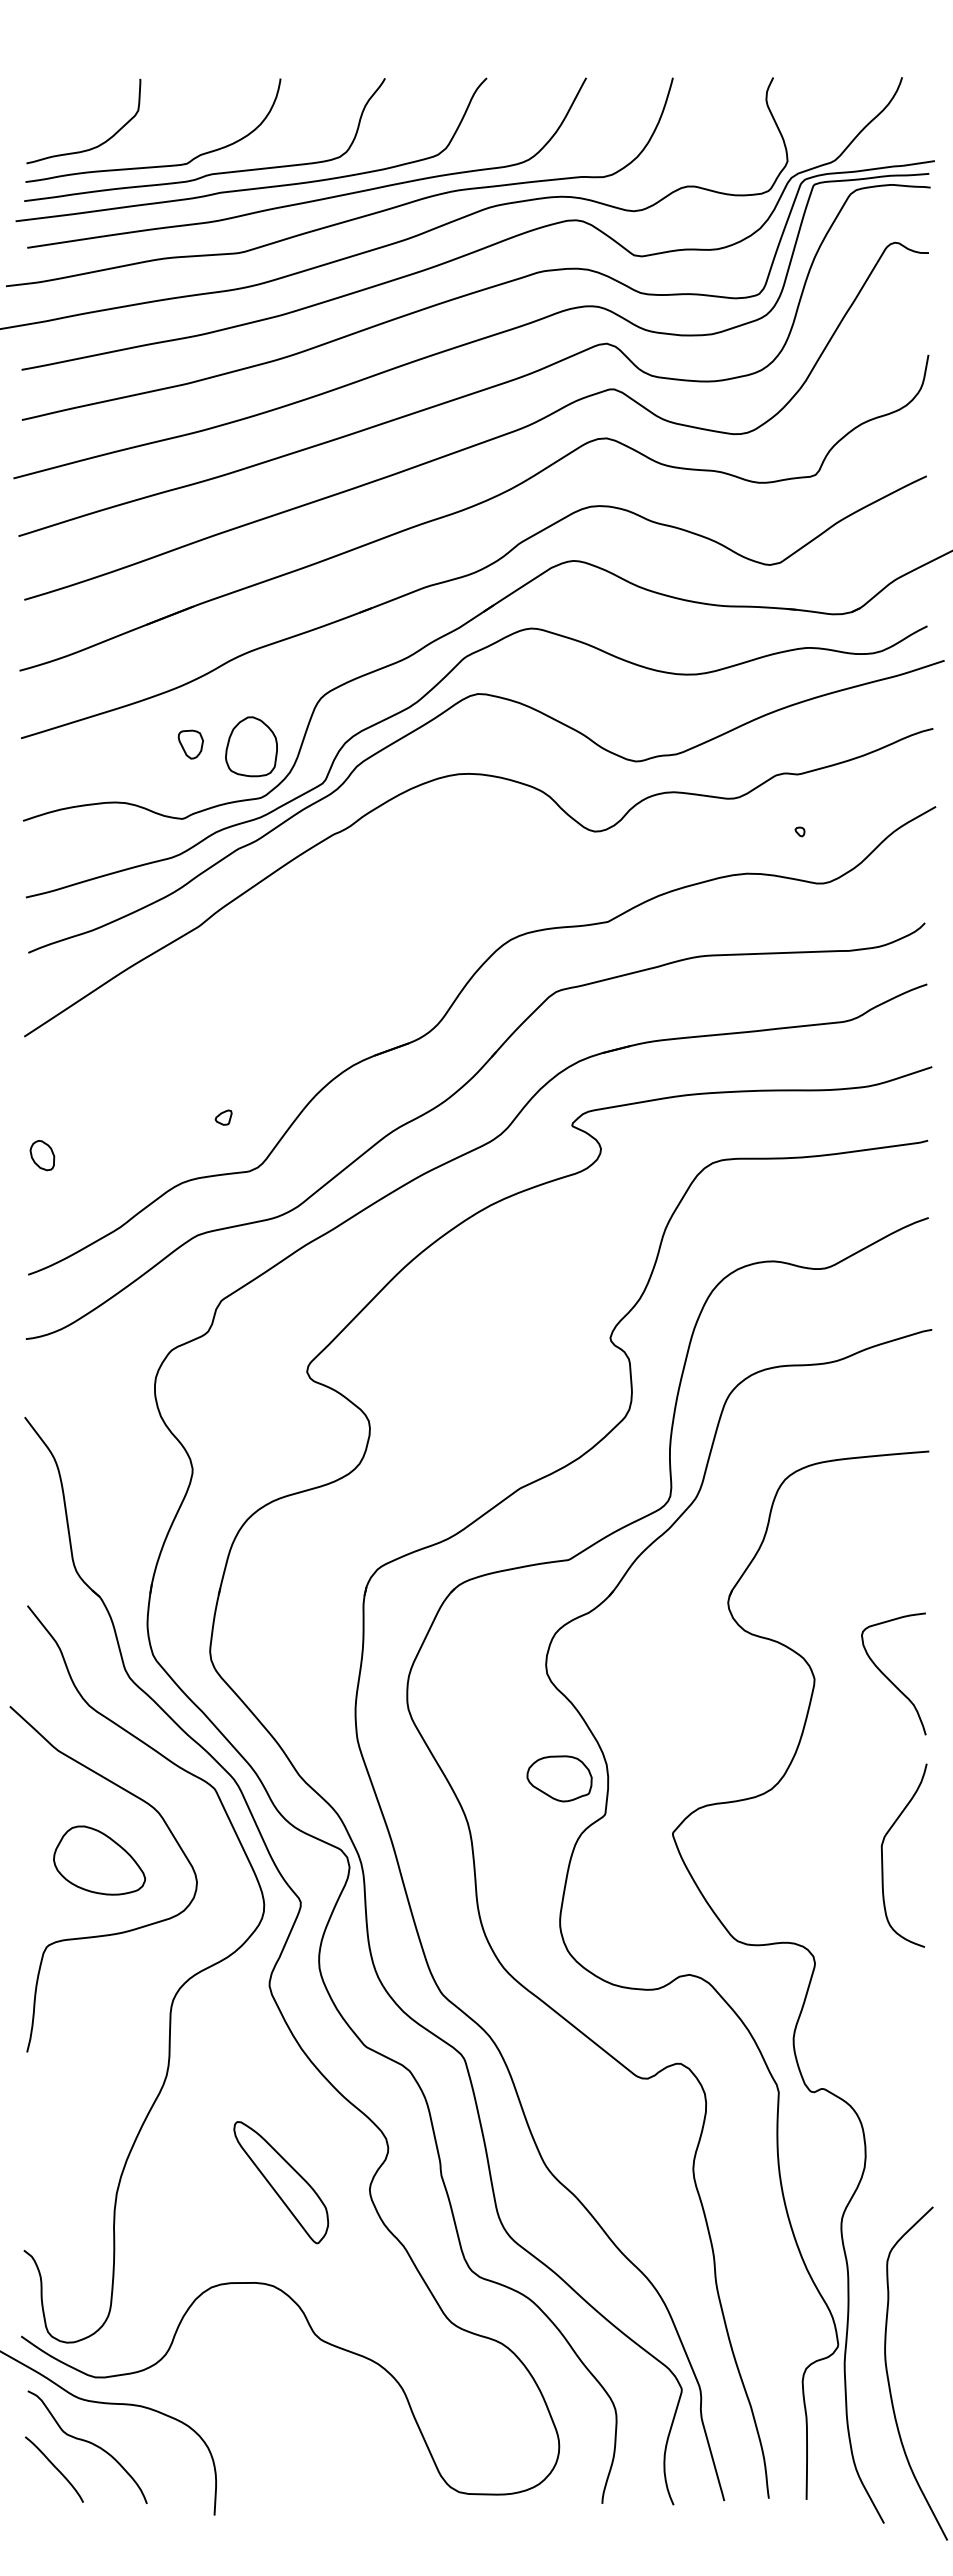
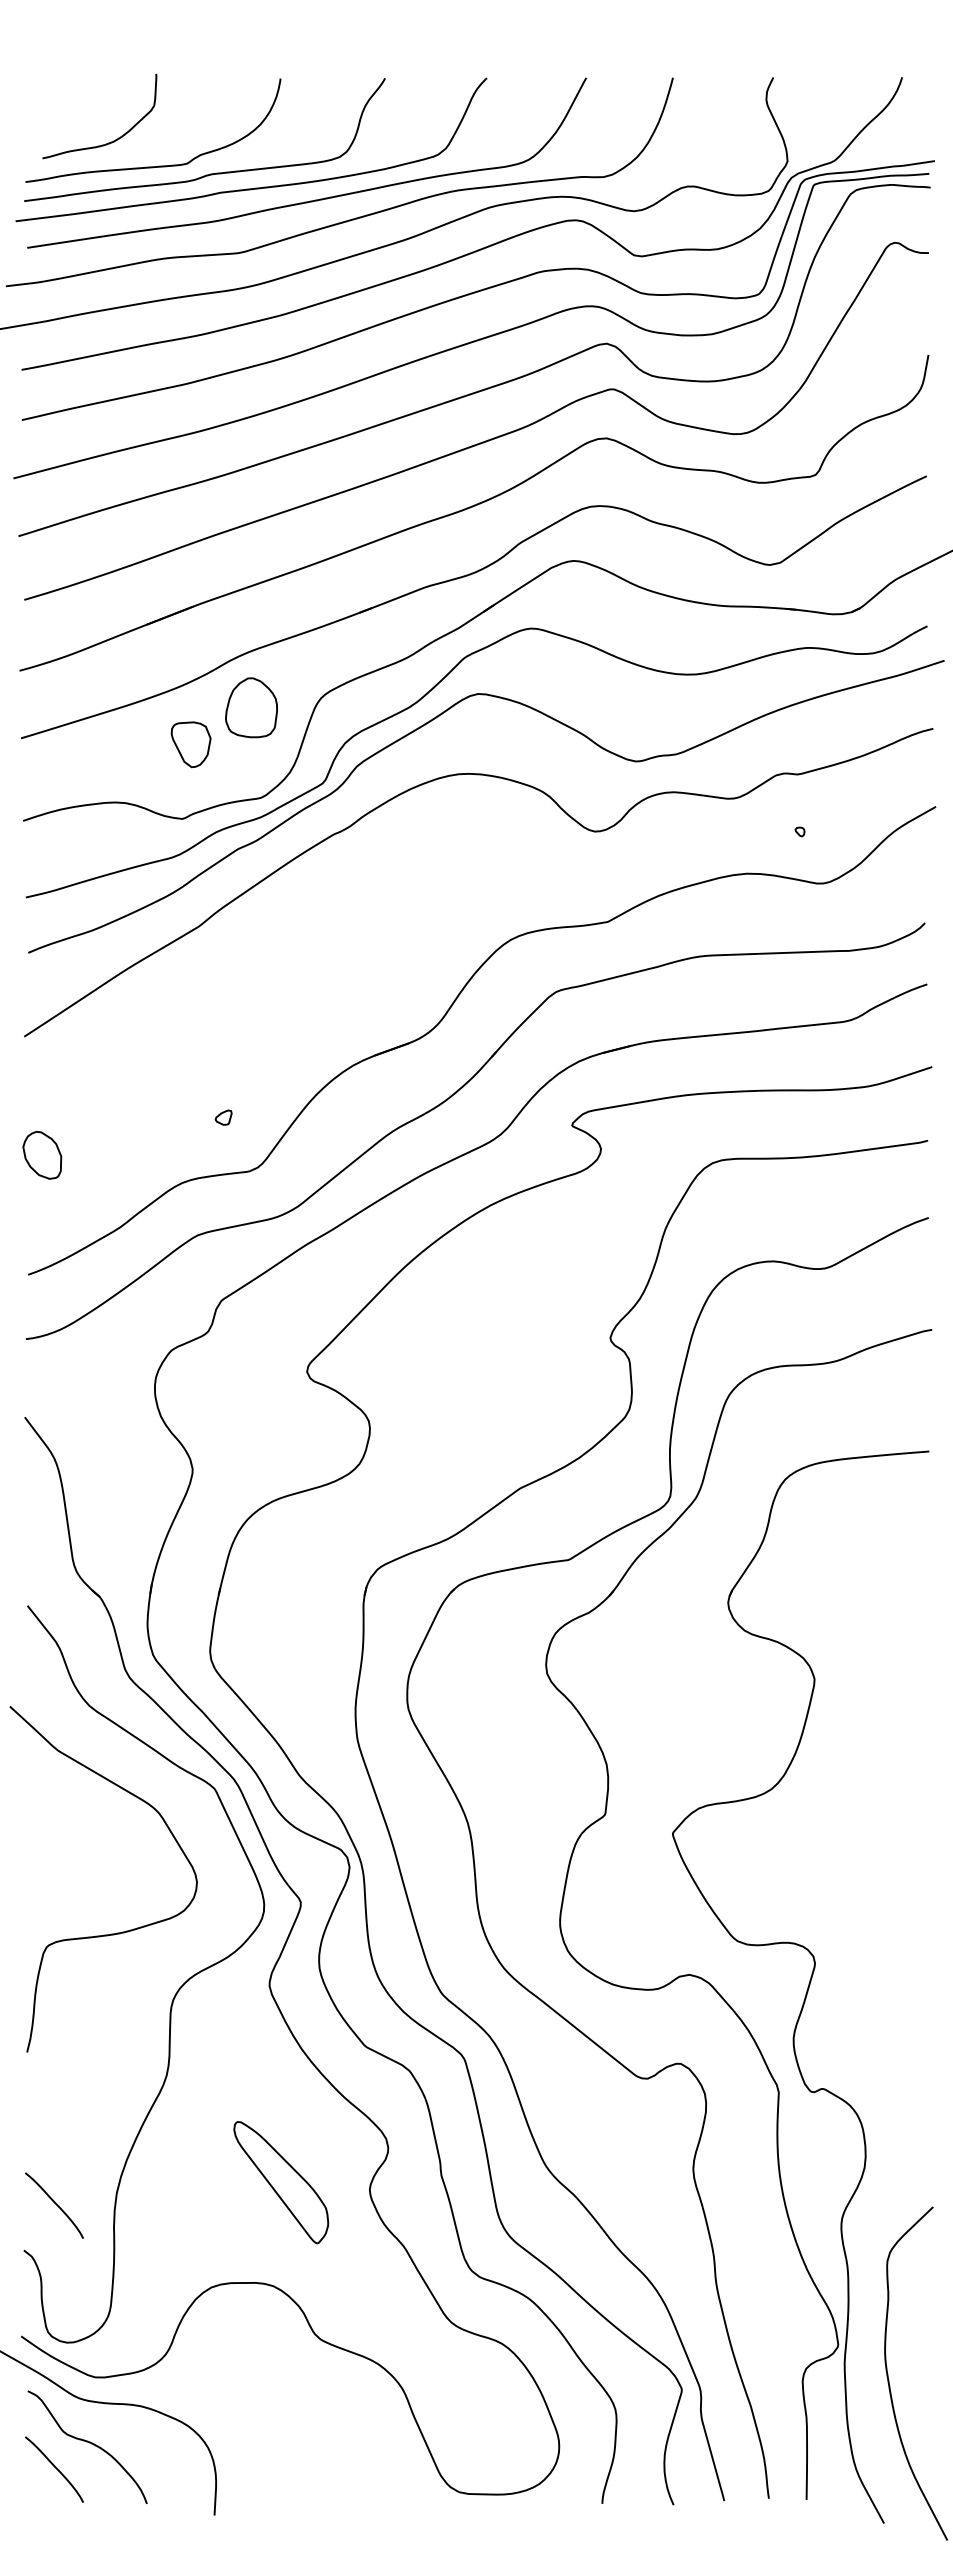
curve position: (92, 147) -> (108, 142) (108, 142)
part size: 27x31 px -> 42x48 px (190, 744)
part position: (251, 746) -> (251, 707) (251, 707)
part size: 27x32 px -> 41x49 px (42, 1155)
curve: present -> none (888, 1677)
part: present -> none (559, 1778)
part: present -> none (99, 1860)
curve: present -> none (883, 1861)
curve: none -> present (55, 2204)
